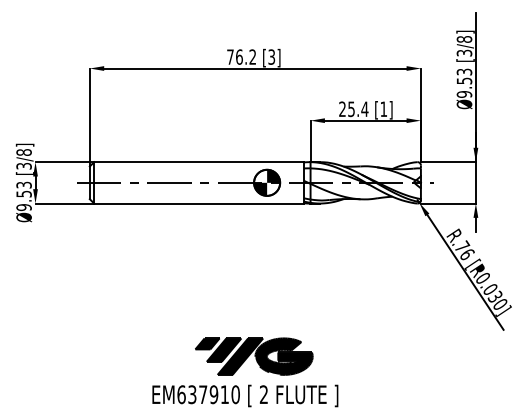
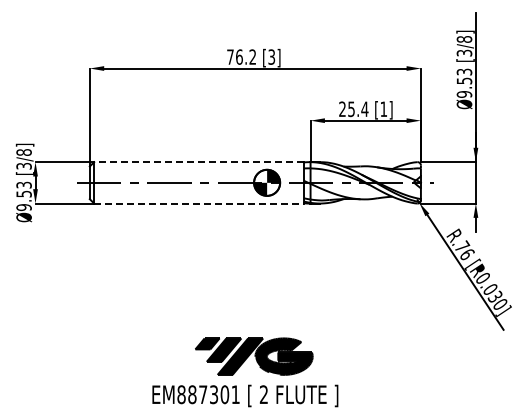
line: solid -> dashed (199, 162)
line: solid -> dashed (199, 203)
text: EM637910 -> EM887301 (208, 394)
